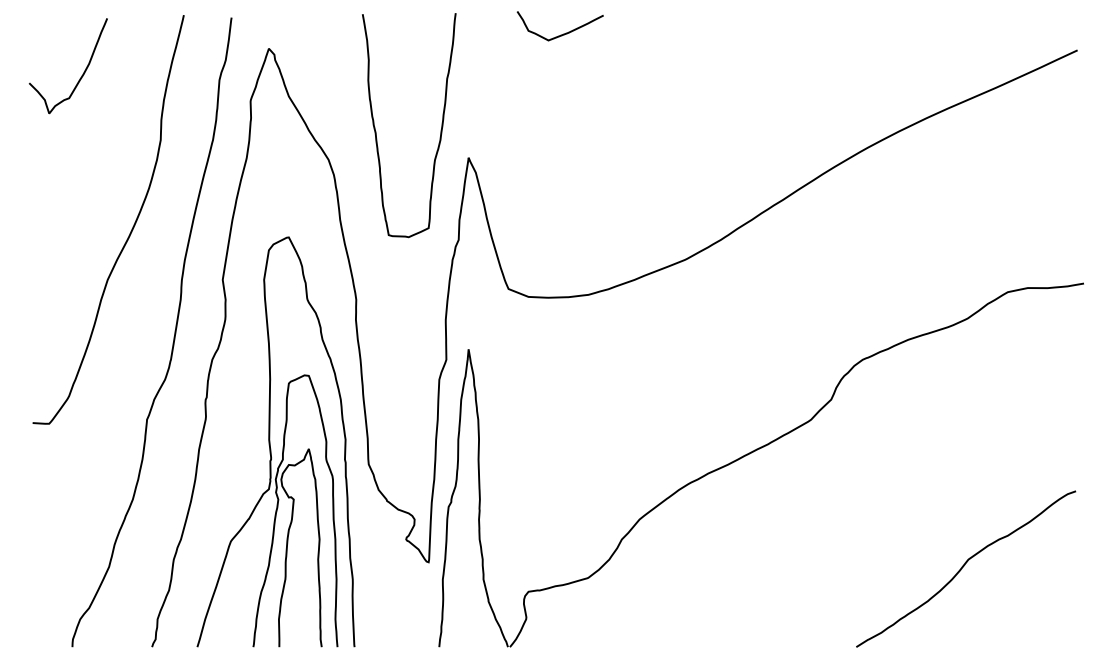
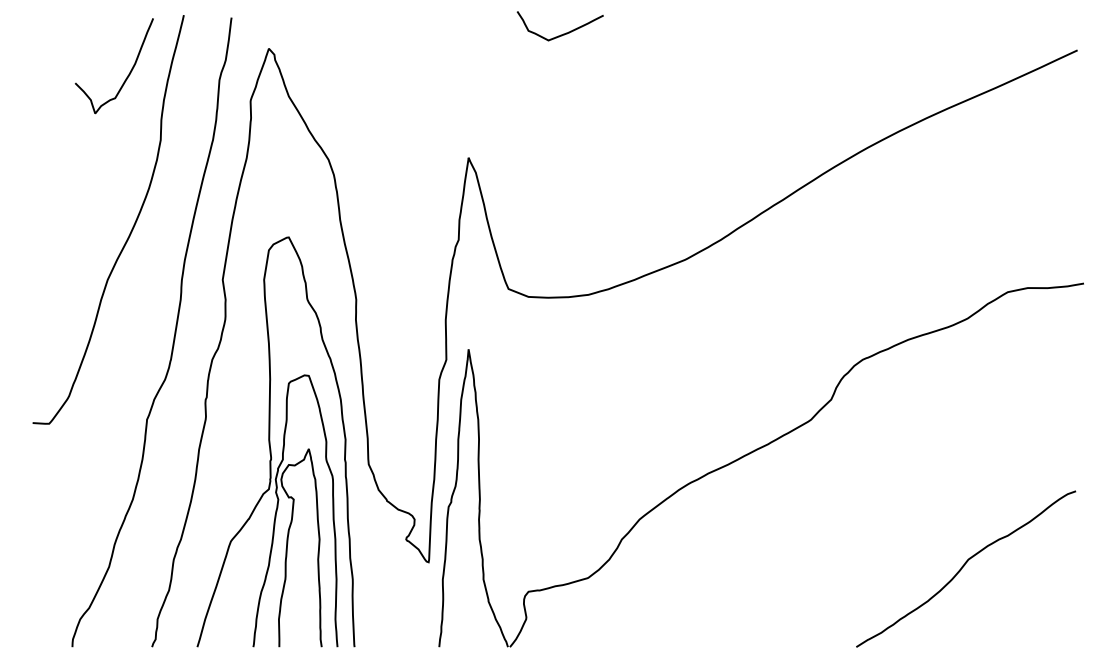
curve position: (81, 75) -> (127, 75) (127, 75)
curve: present -> none (440, 130)
